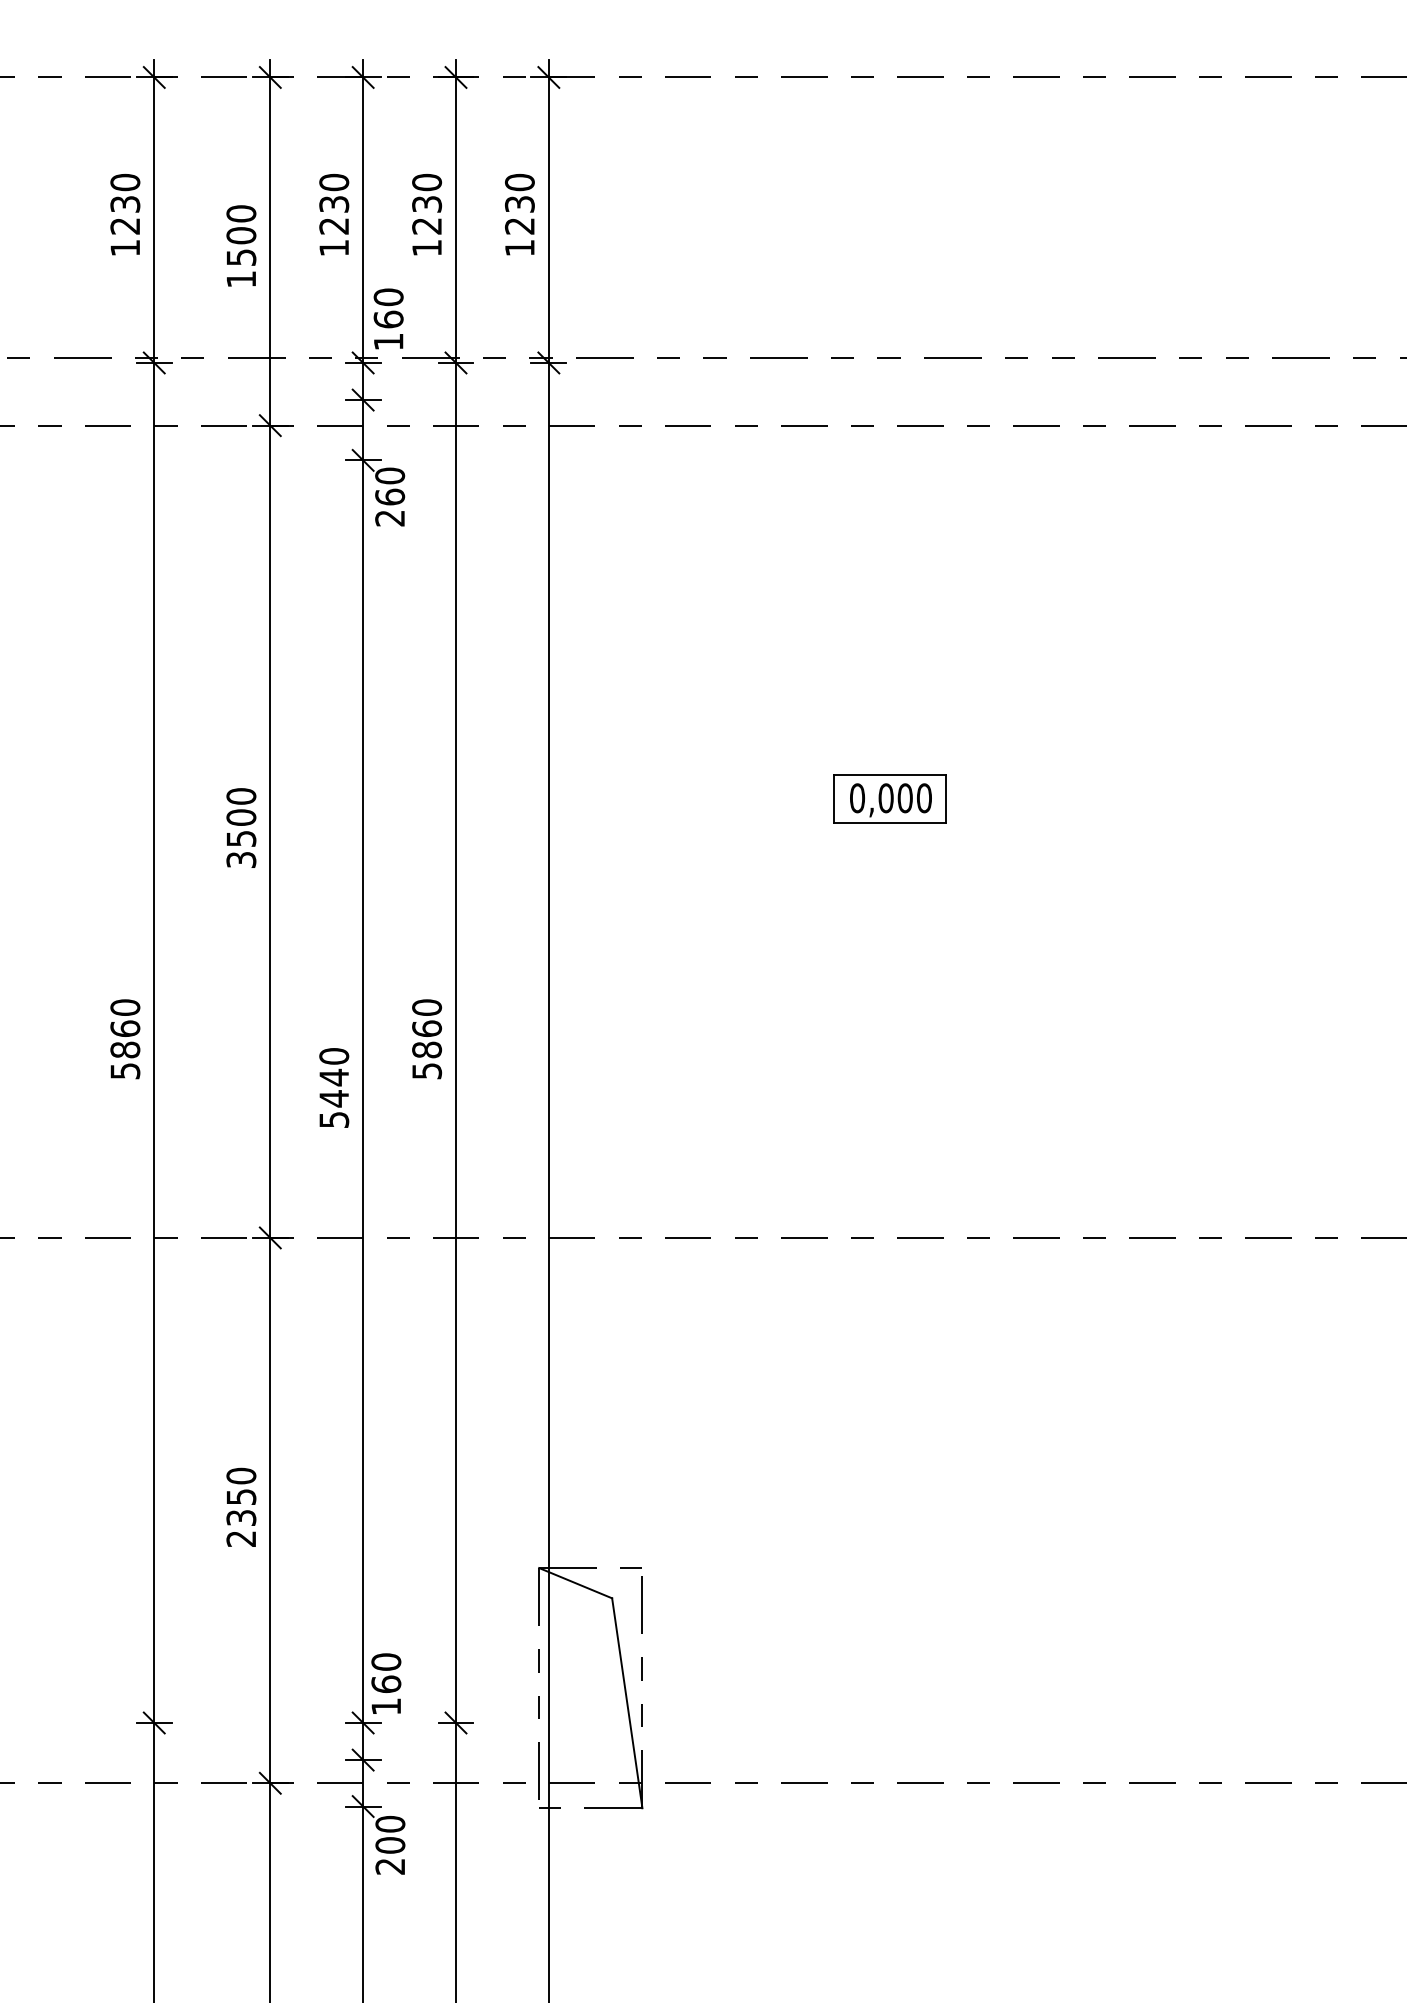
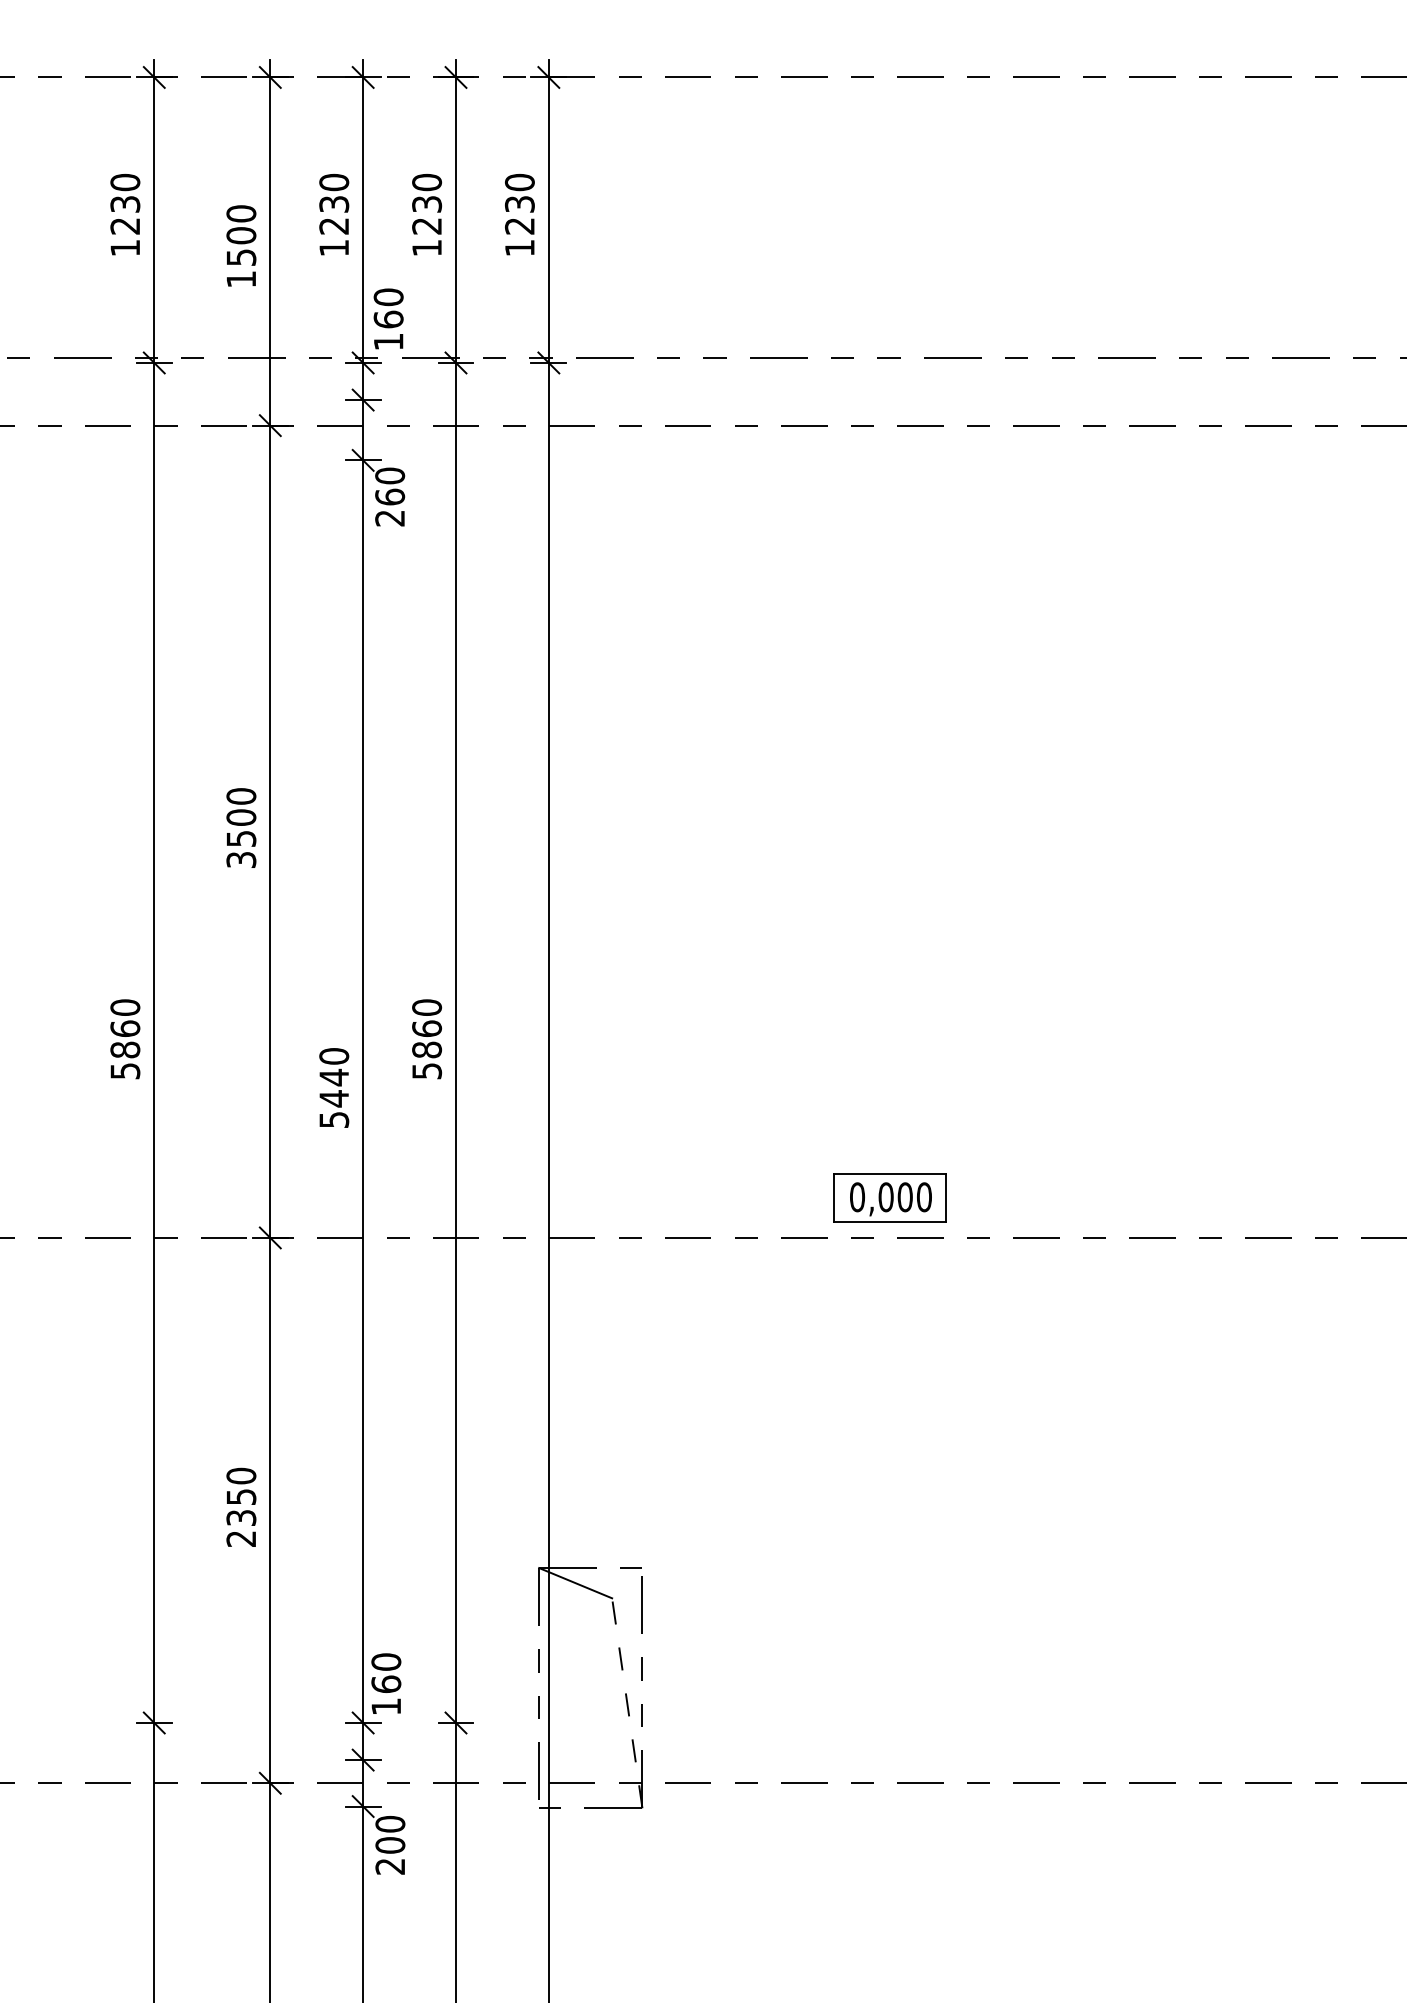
part position: (889, 798) -> (889, 1197) (889, 1197)
line: solid -> dashed (627, 1702)
